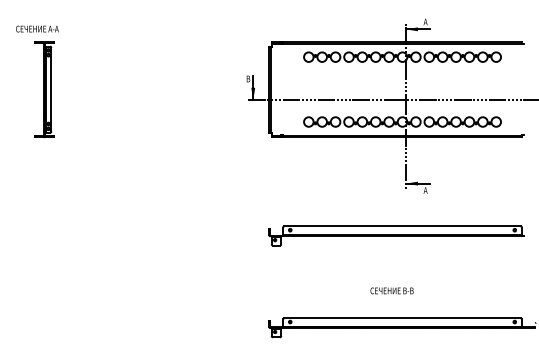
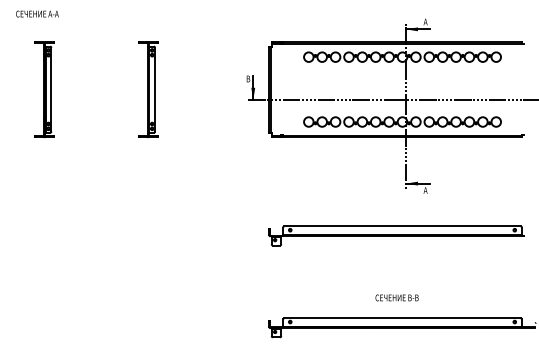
text position: (37, 28) -> (37, 13) (37, 13)
part: none -> present (148, 89)
text position: (391, 290) -> (396, 297) (396, 297)
